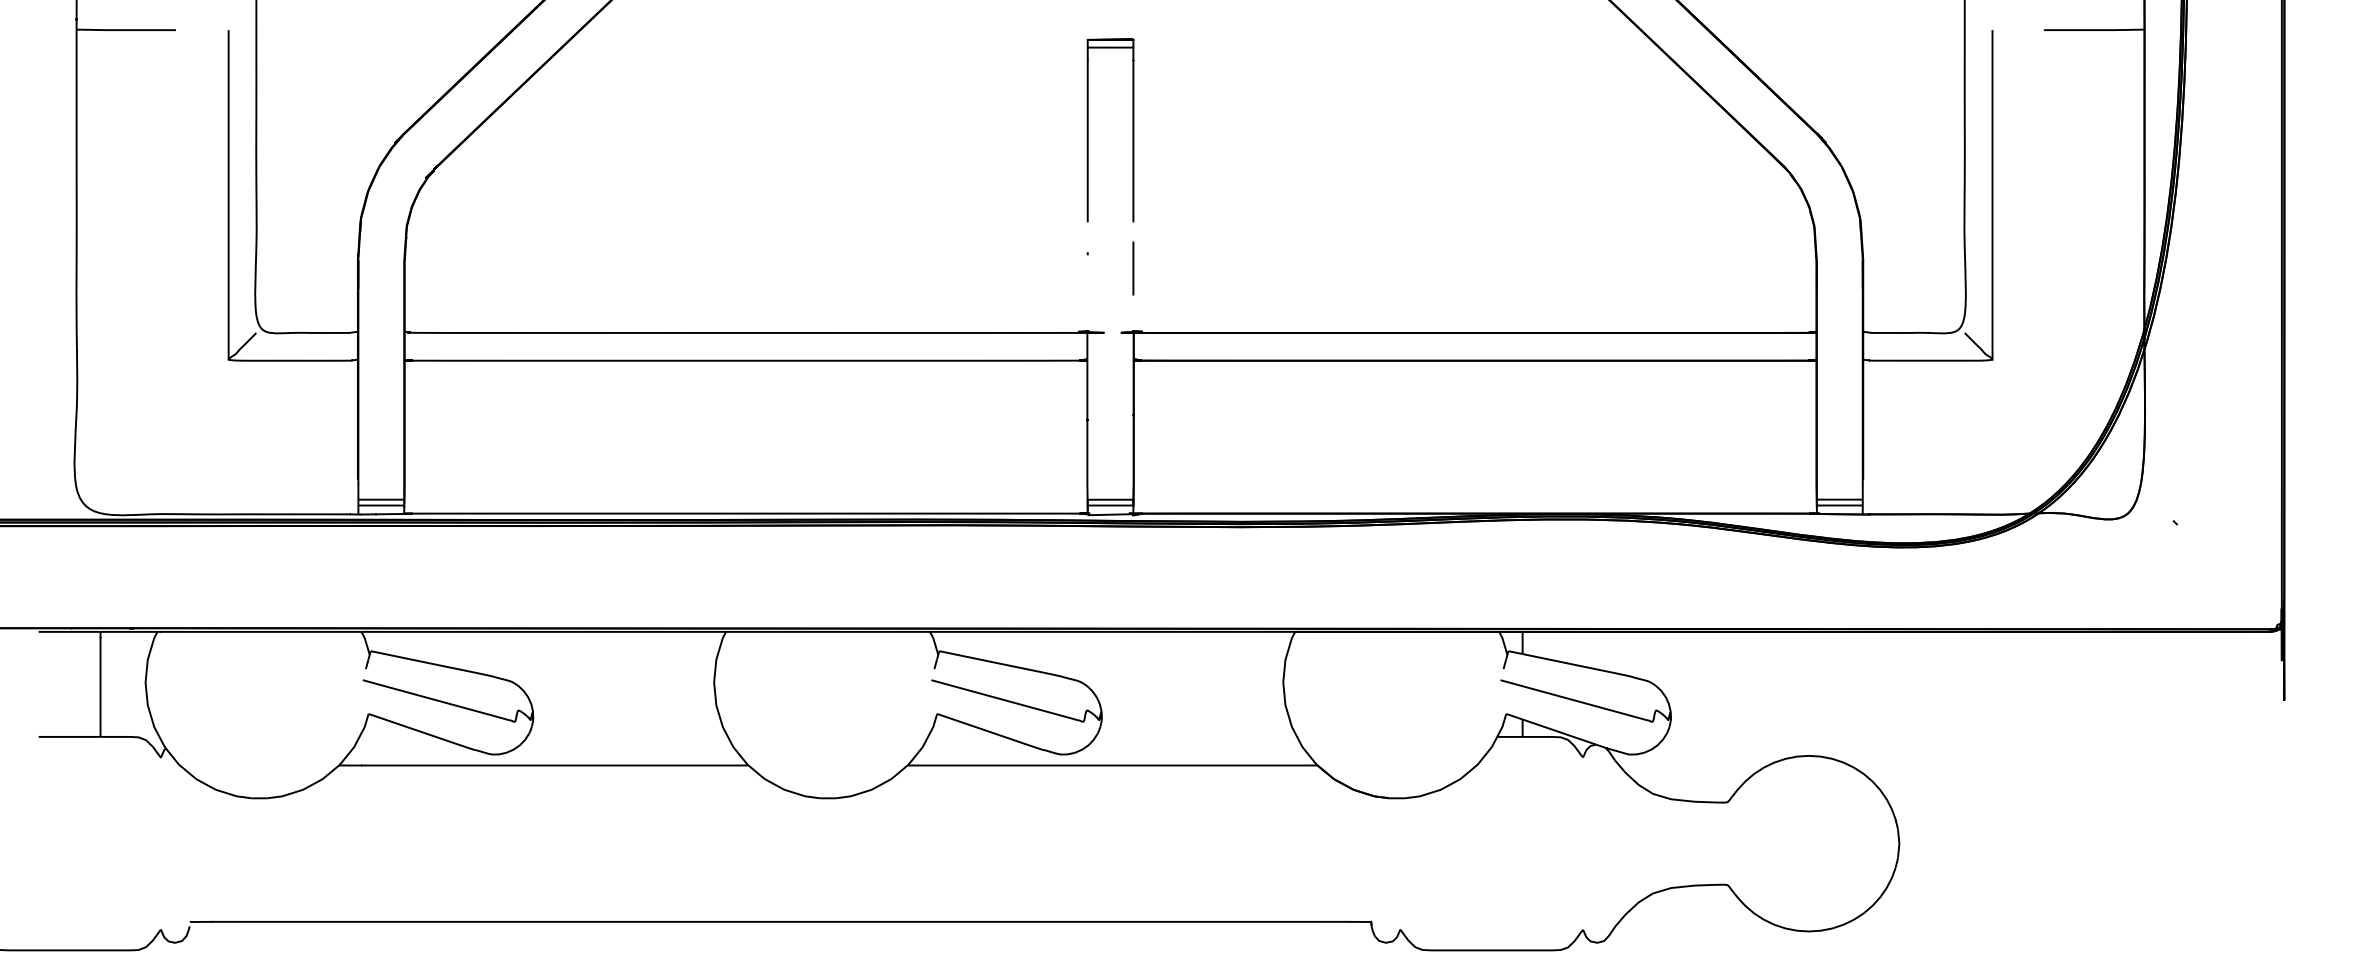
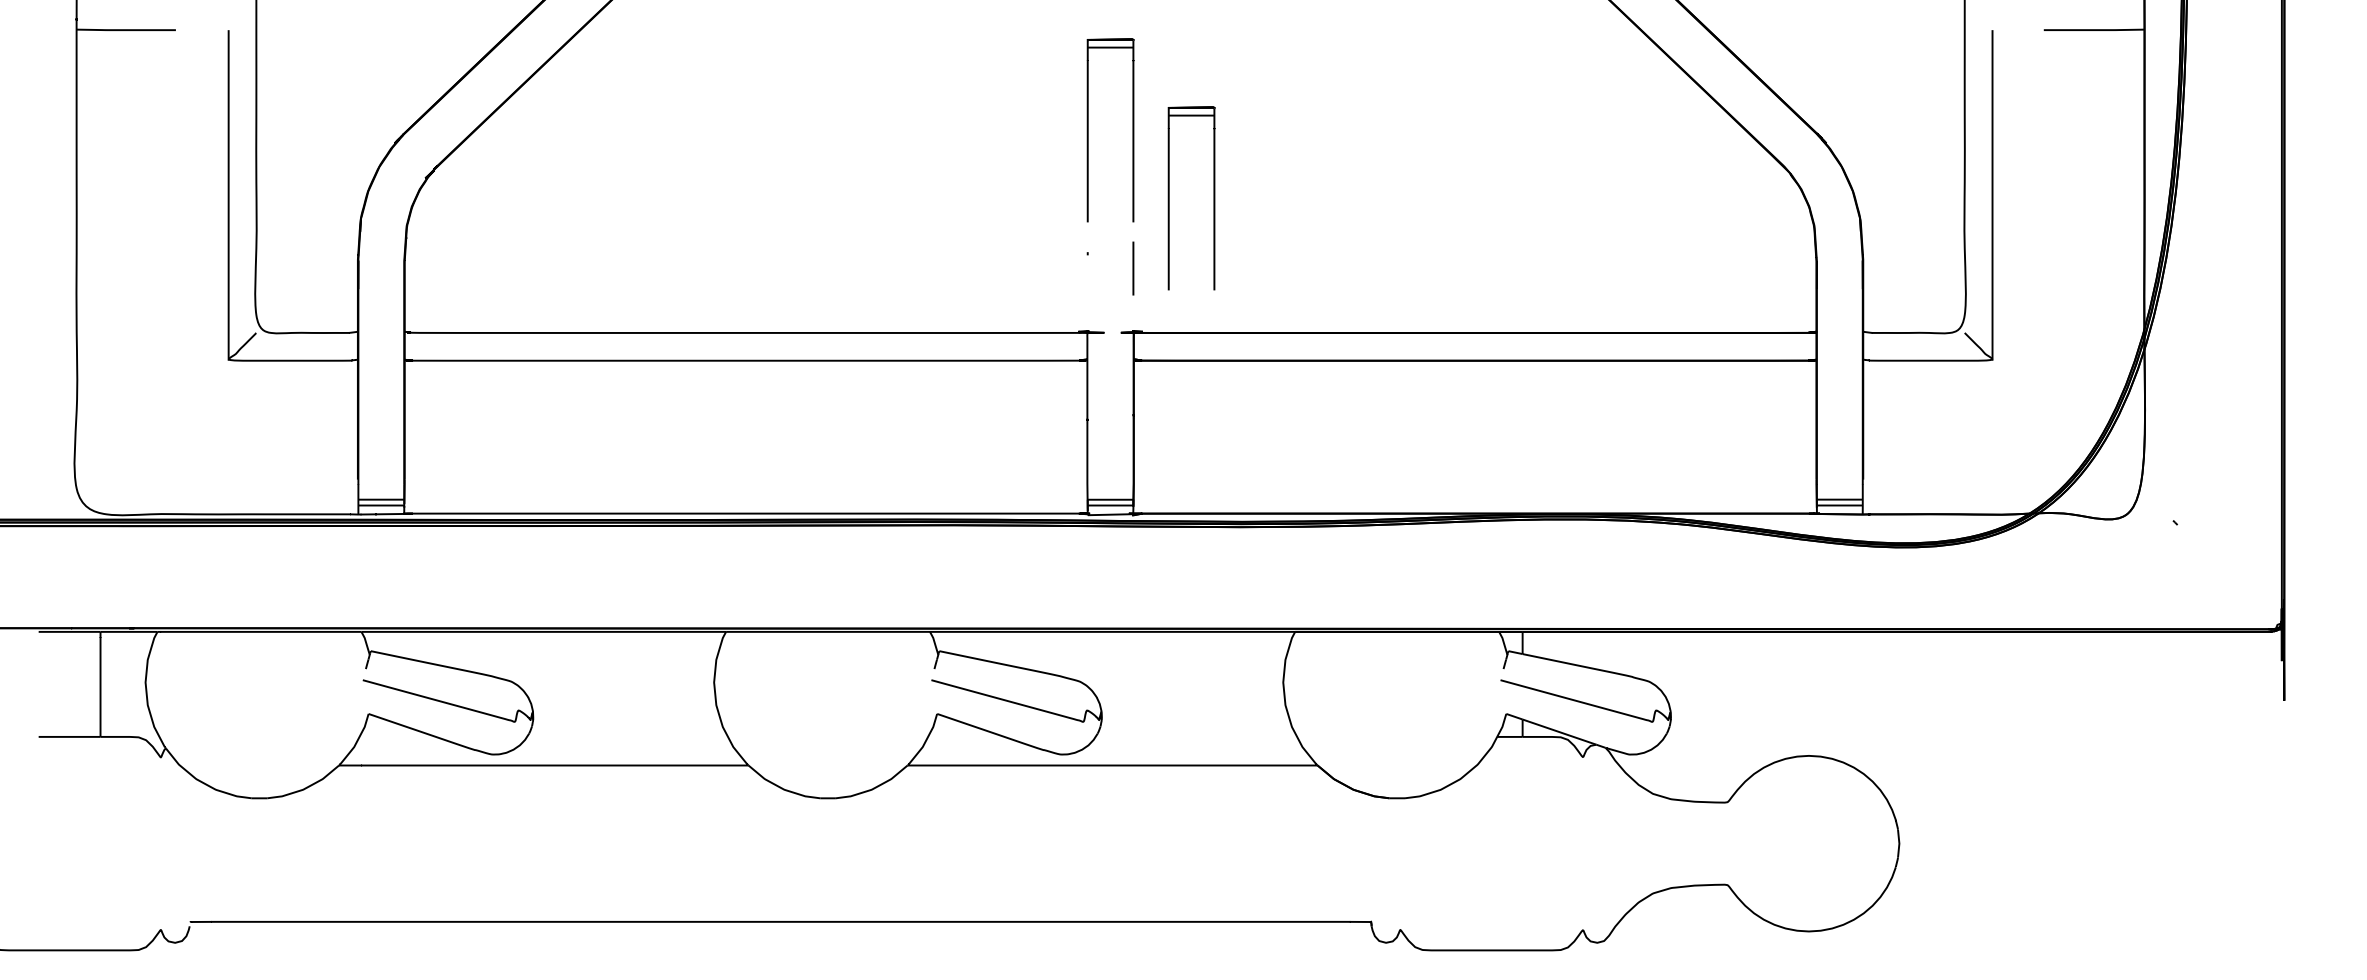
part: none -> present (1169, 198)
